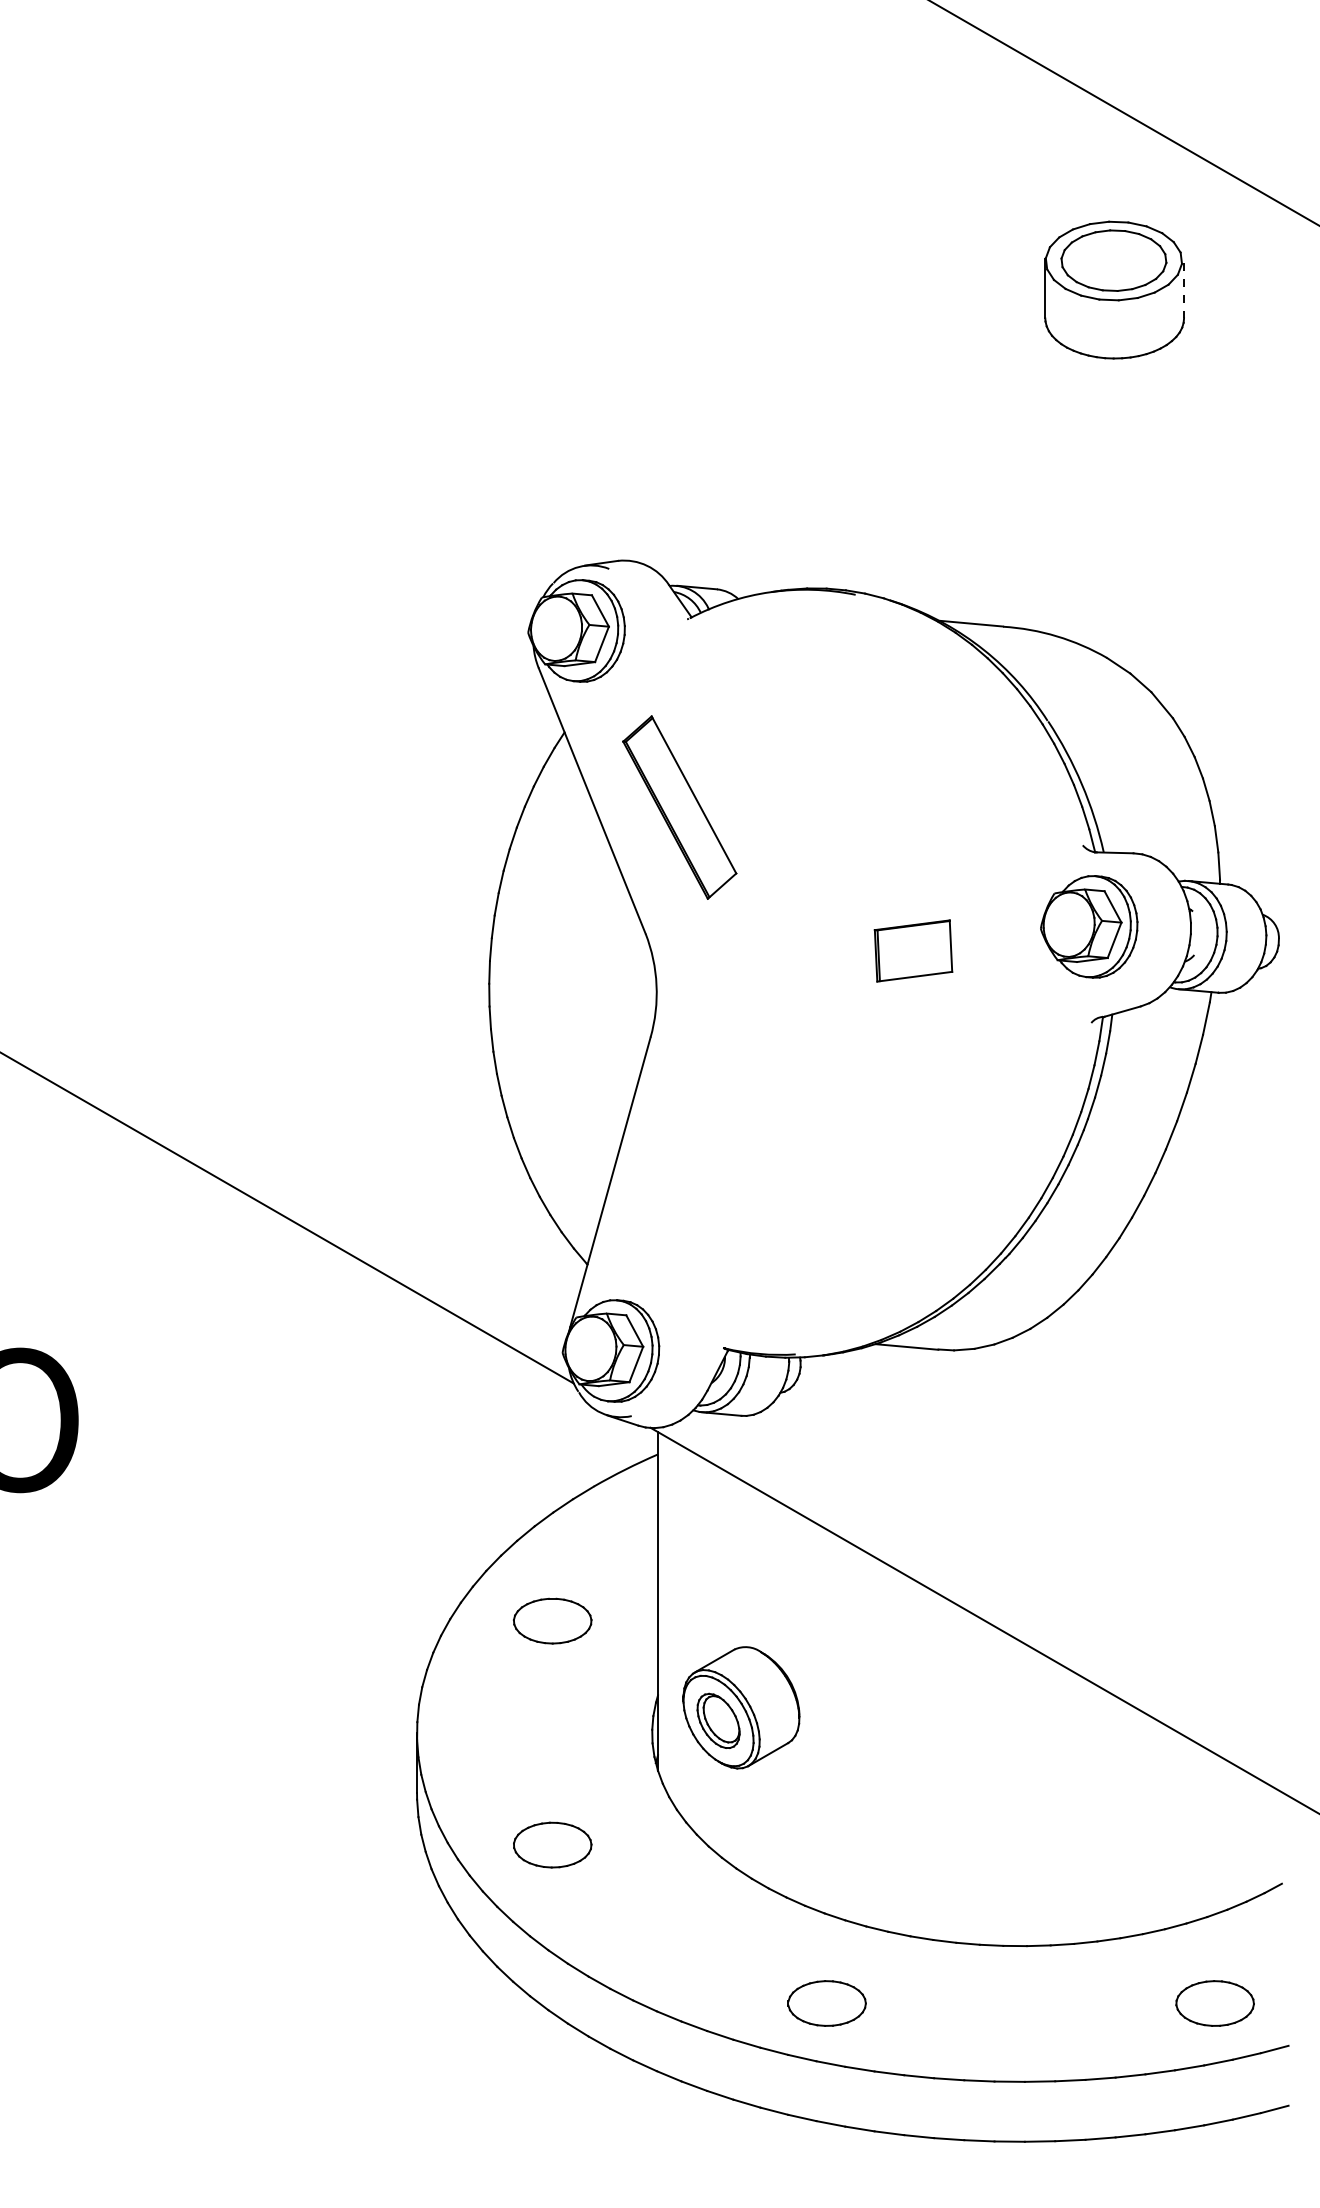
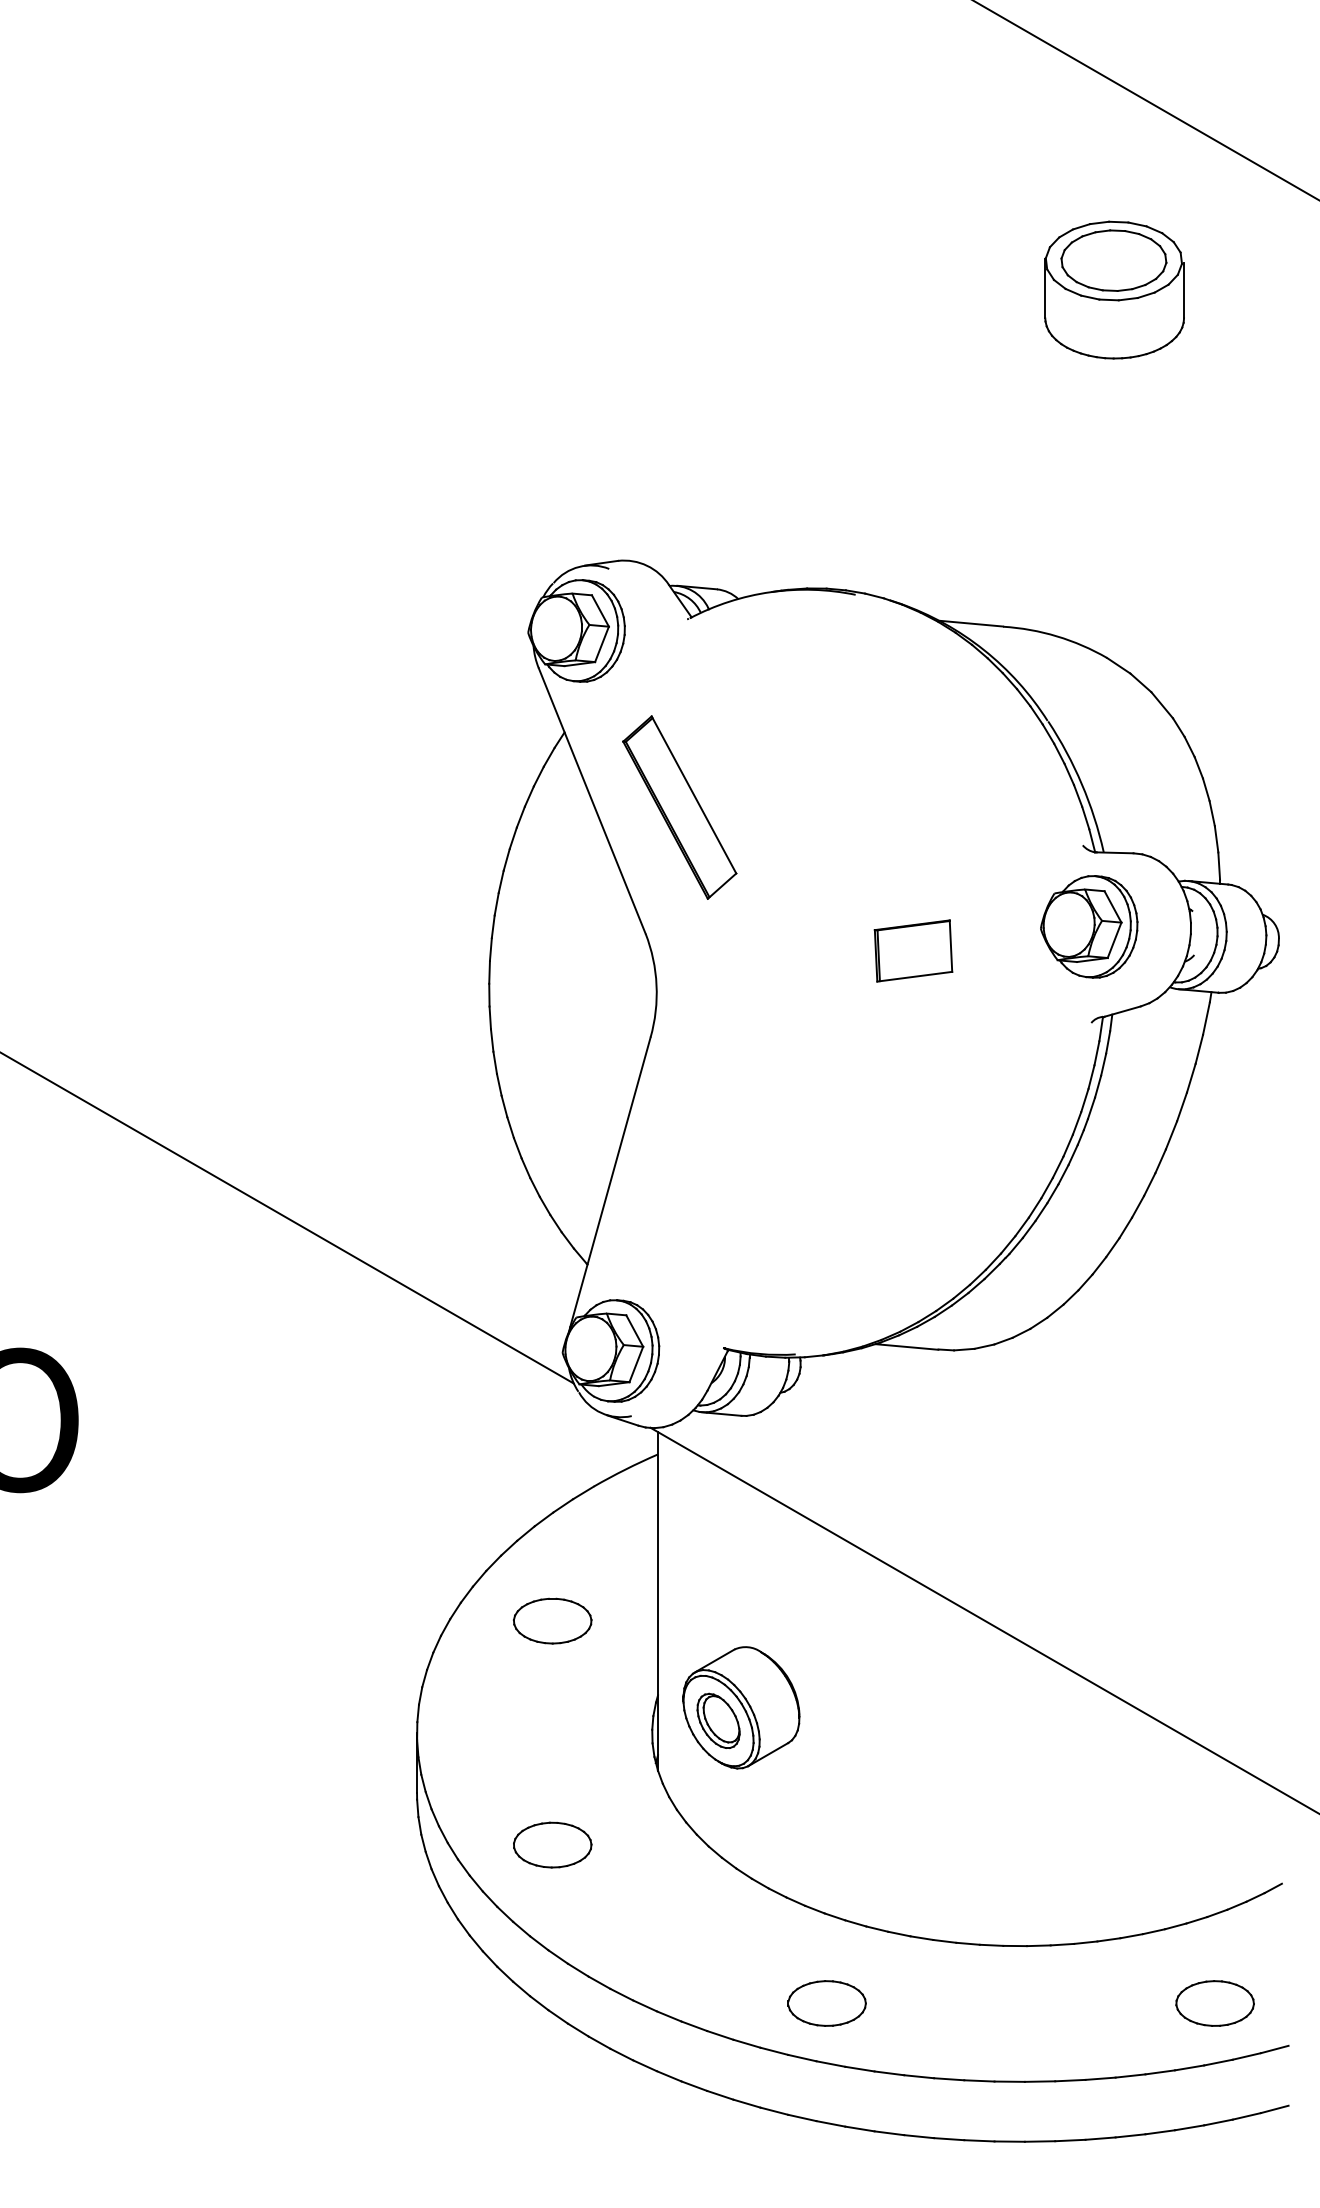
line position: (1124, 113) -> (1145, 100) (1145, 100)
line: dashed -> solid (1184, 290)
